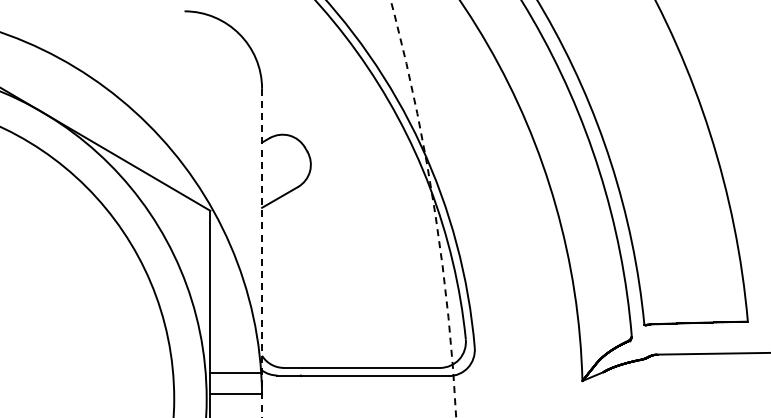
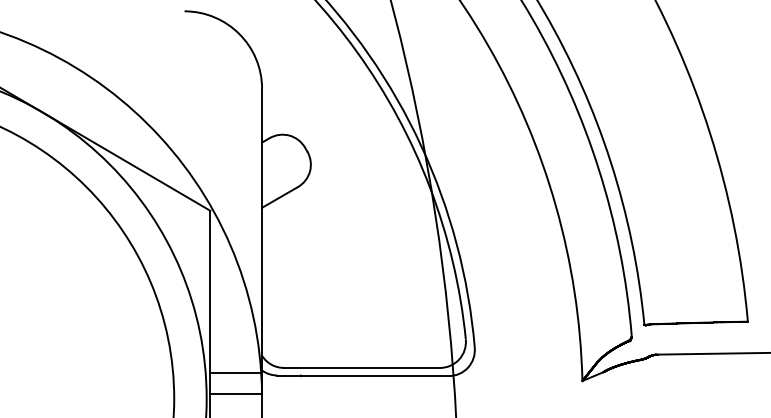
circle: dashed -> solid (423, 208)
line: dashed -> solid (262, 253)
